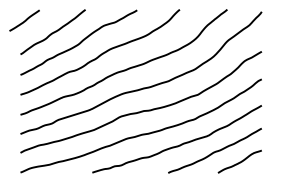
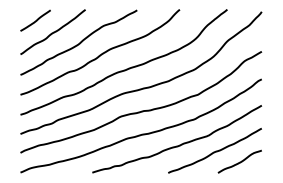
line position: (24, 20) -> (35, 20) (35, 20)
